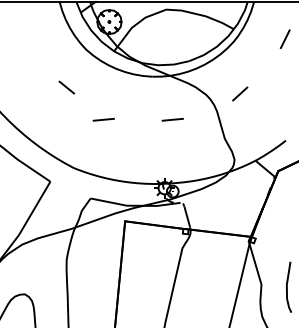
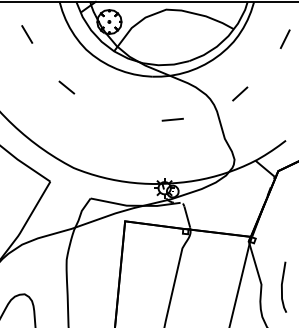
line: none -> present (27, 34)
line: present -> none (103, 119)
line position: (287, 286) -> (282, 286) (282, 286)
